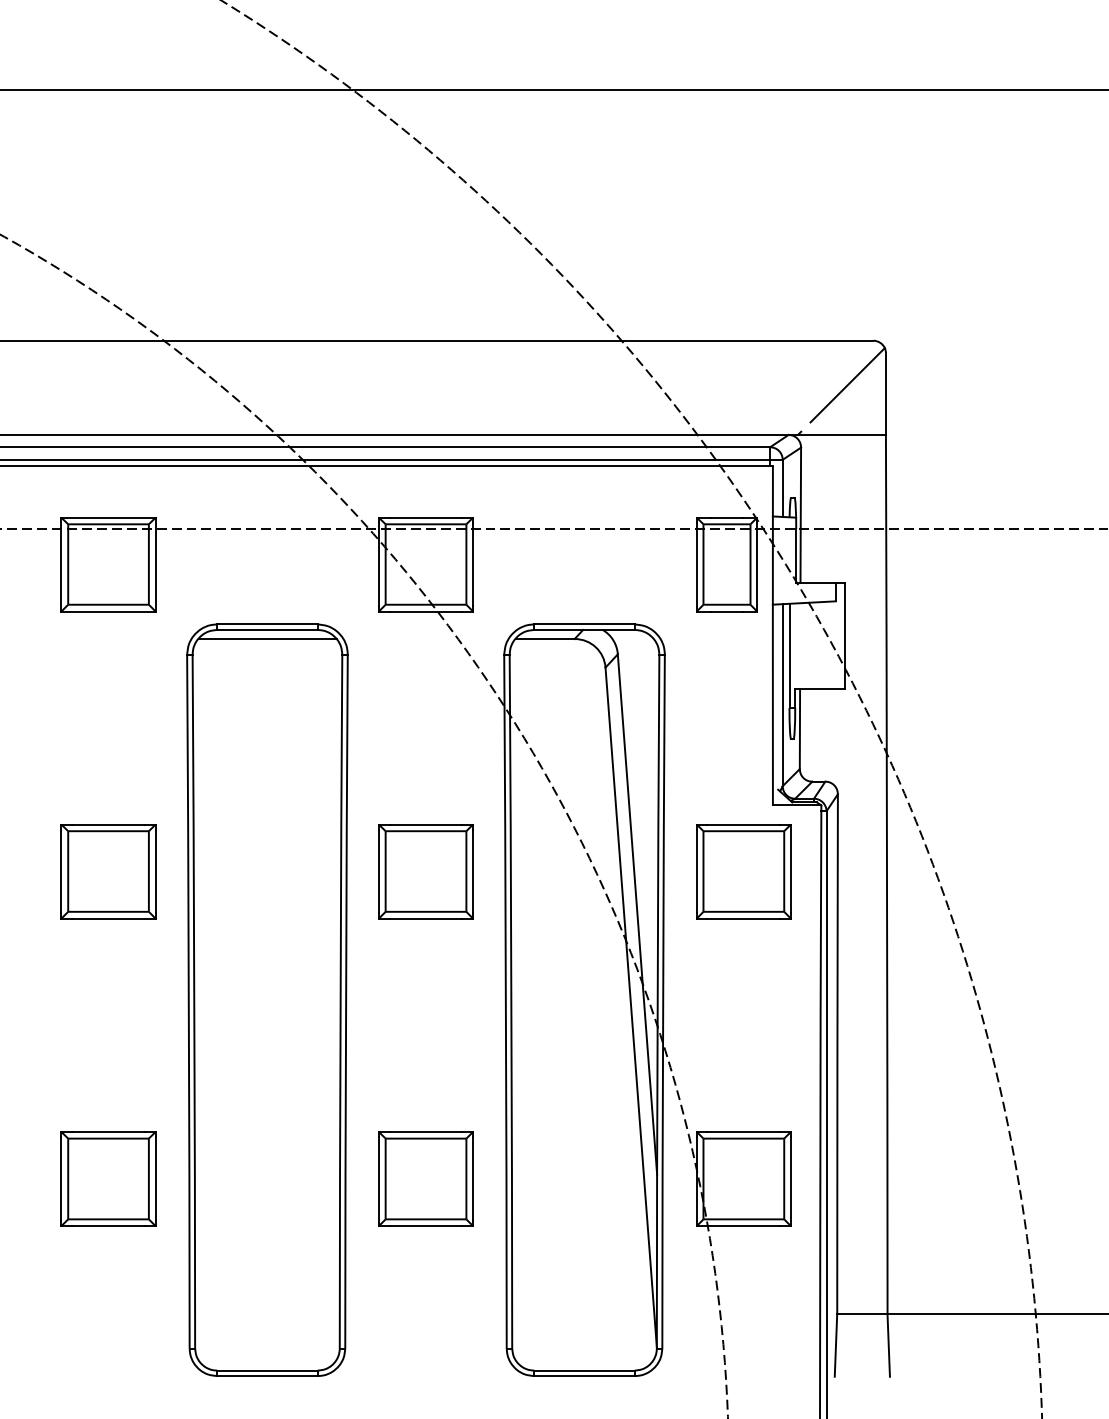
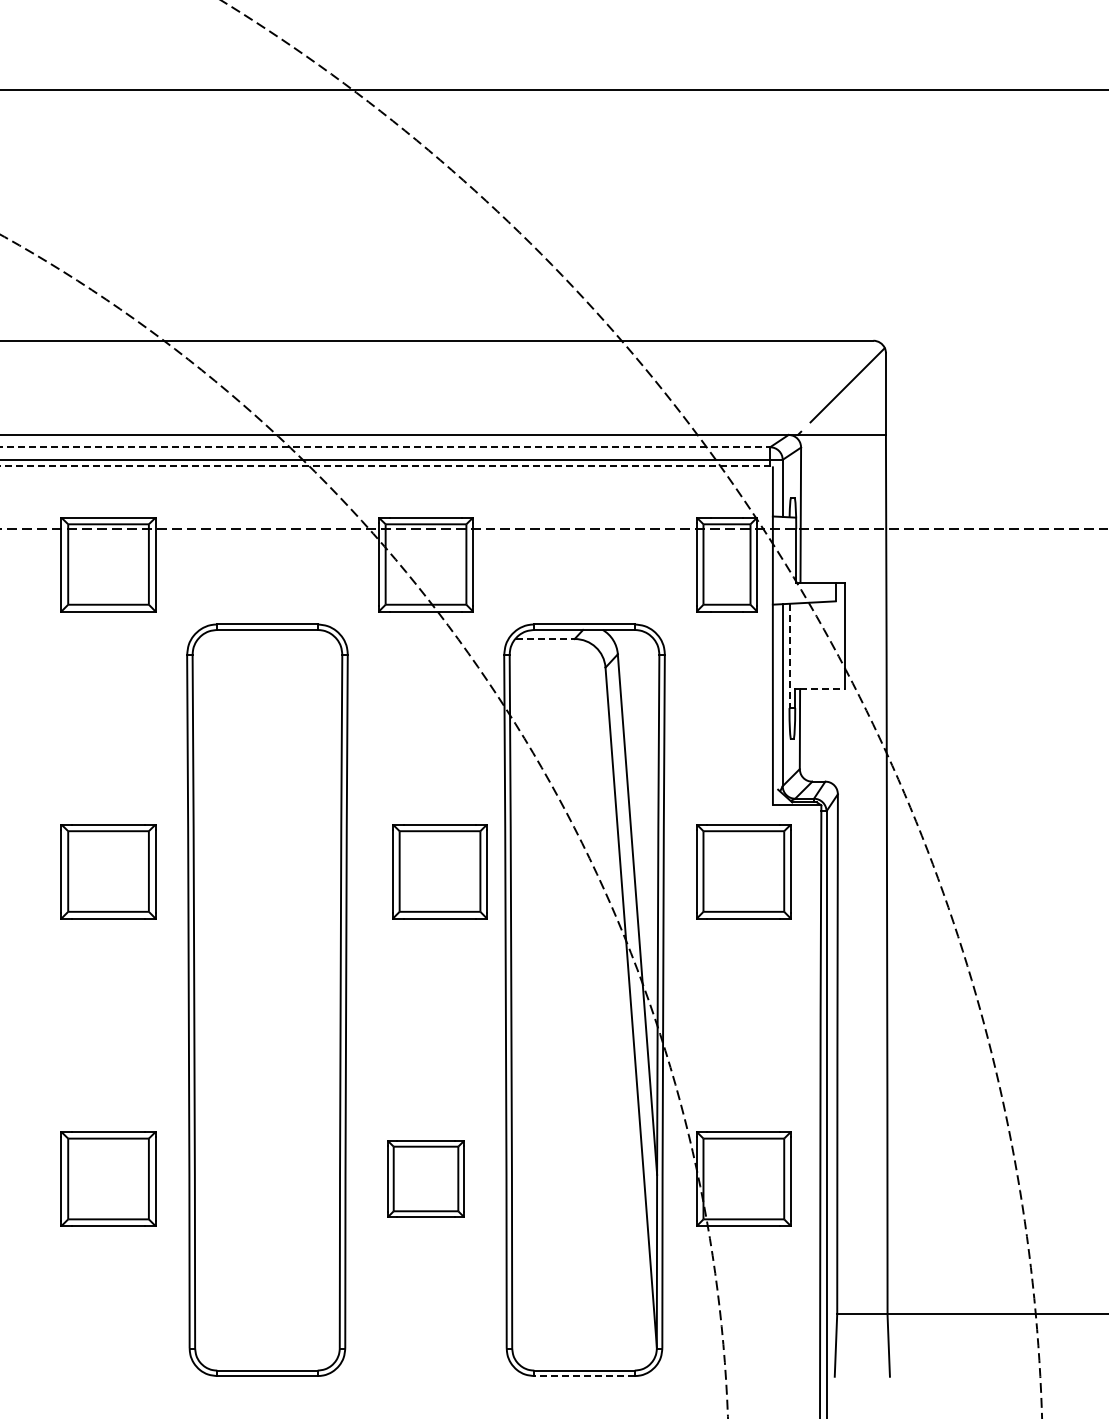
line: solid -> dashed (385, 447)
line: solid -> dashed (387, 466)
line: present -> none (267, 639)
line: solid -> dashed (545, 639)
line: solid -> dashed (789, 656)
line: solid -> dashed (822, 689)
part position: (425, 871) -> (439, 871) (439, 871)
part size: 96x96 px -> 78x78 px (425, 1178)
line: solid -> dashed (584, 1376)
